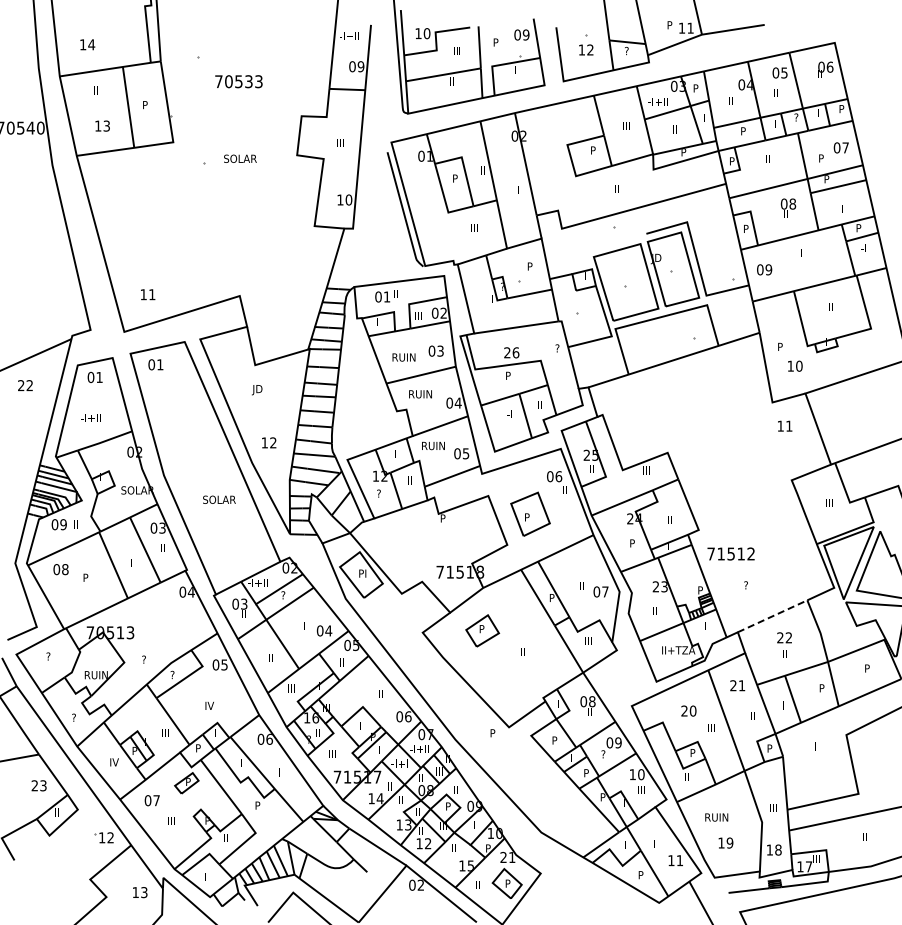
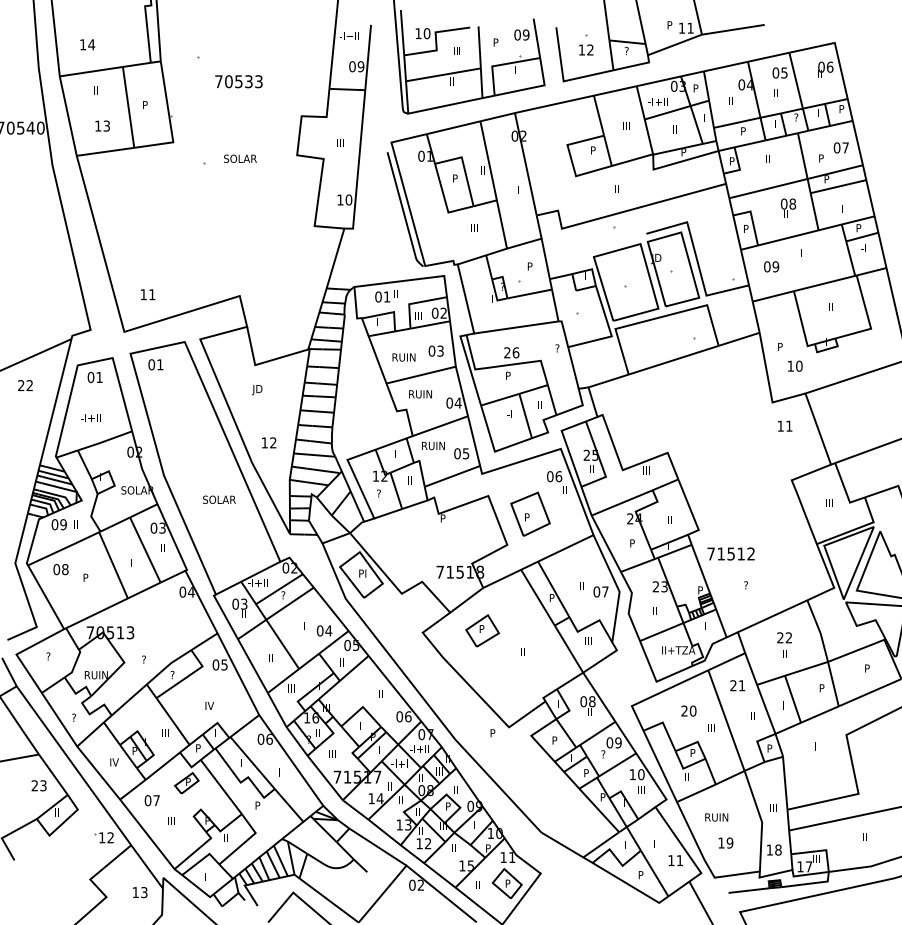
text position: (764, 269) -> (771, 266) (771, 266)
line: dashed -> solid (773, 616)
text: 21 -> 11 (503, 856)
